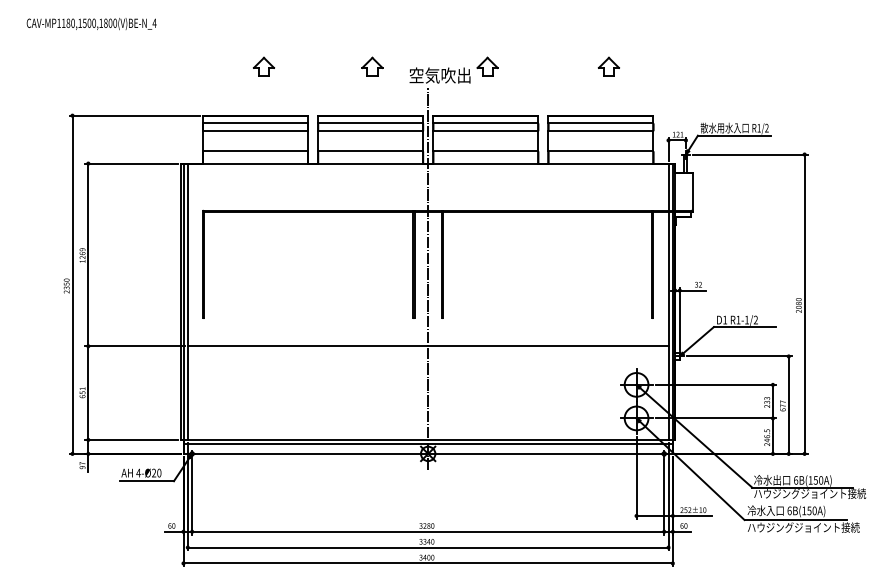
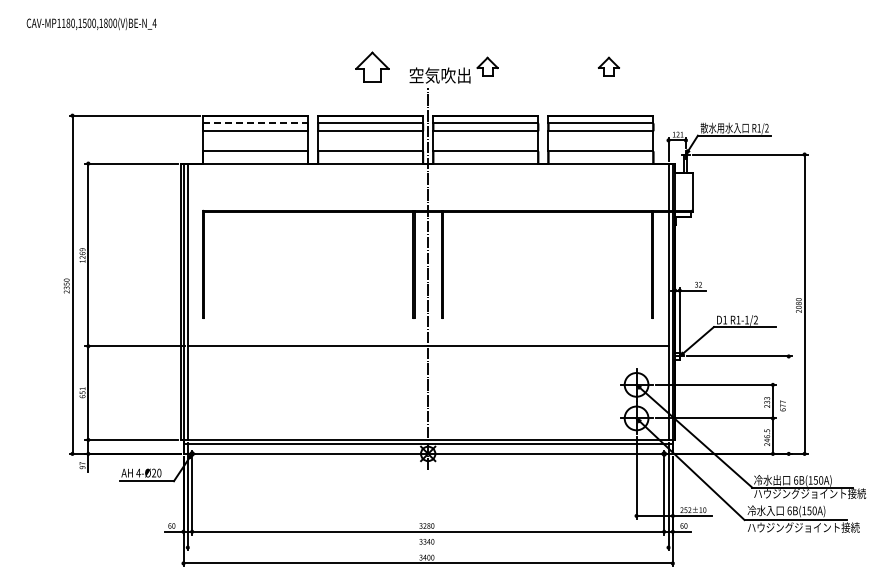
part: present -> none (264, 66)
part size: 23x21 px -> 35x32 px (372, 66)
line: solid -> dashed (255, 123)
line: present -> none (788, 404)
line: present -> none (427, 547)
